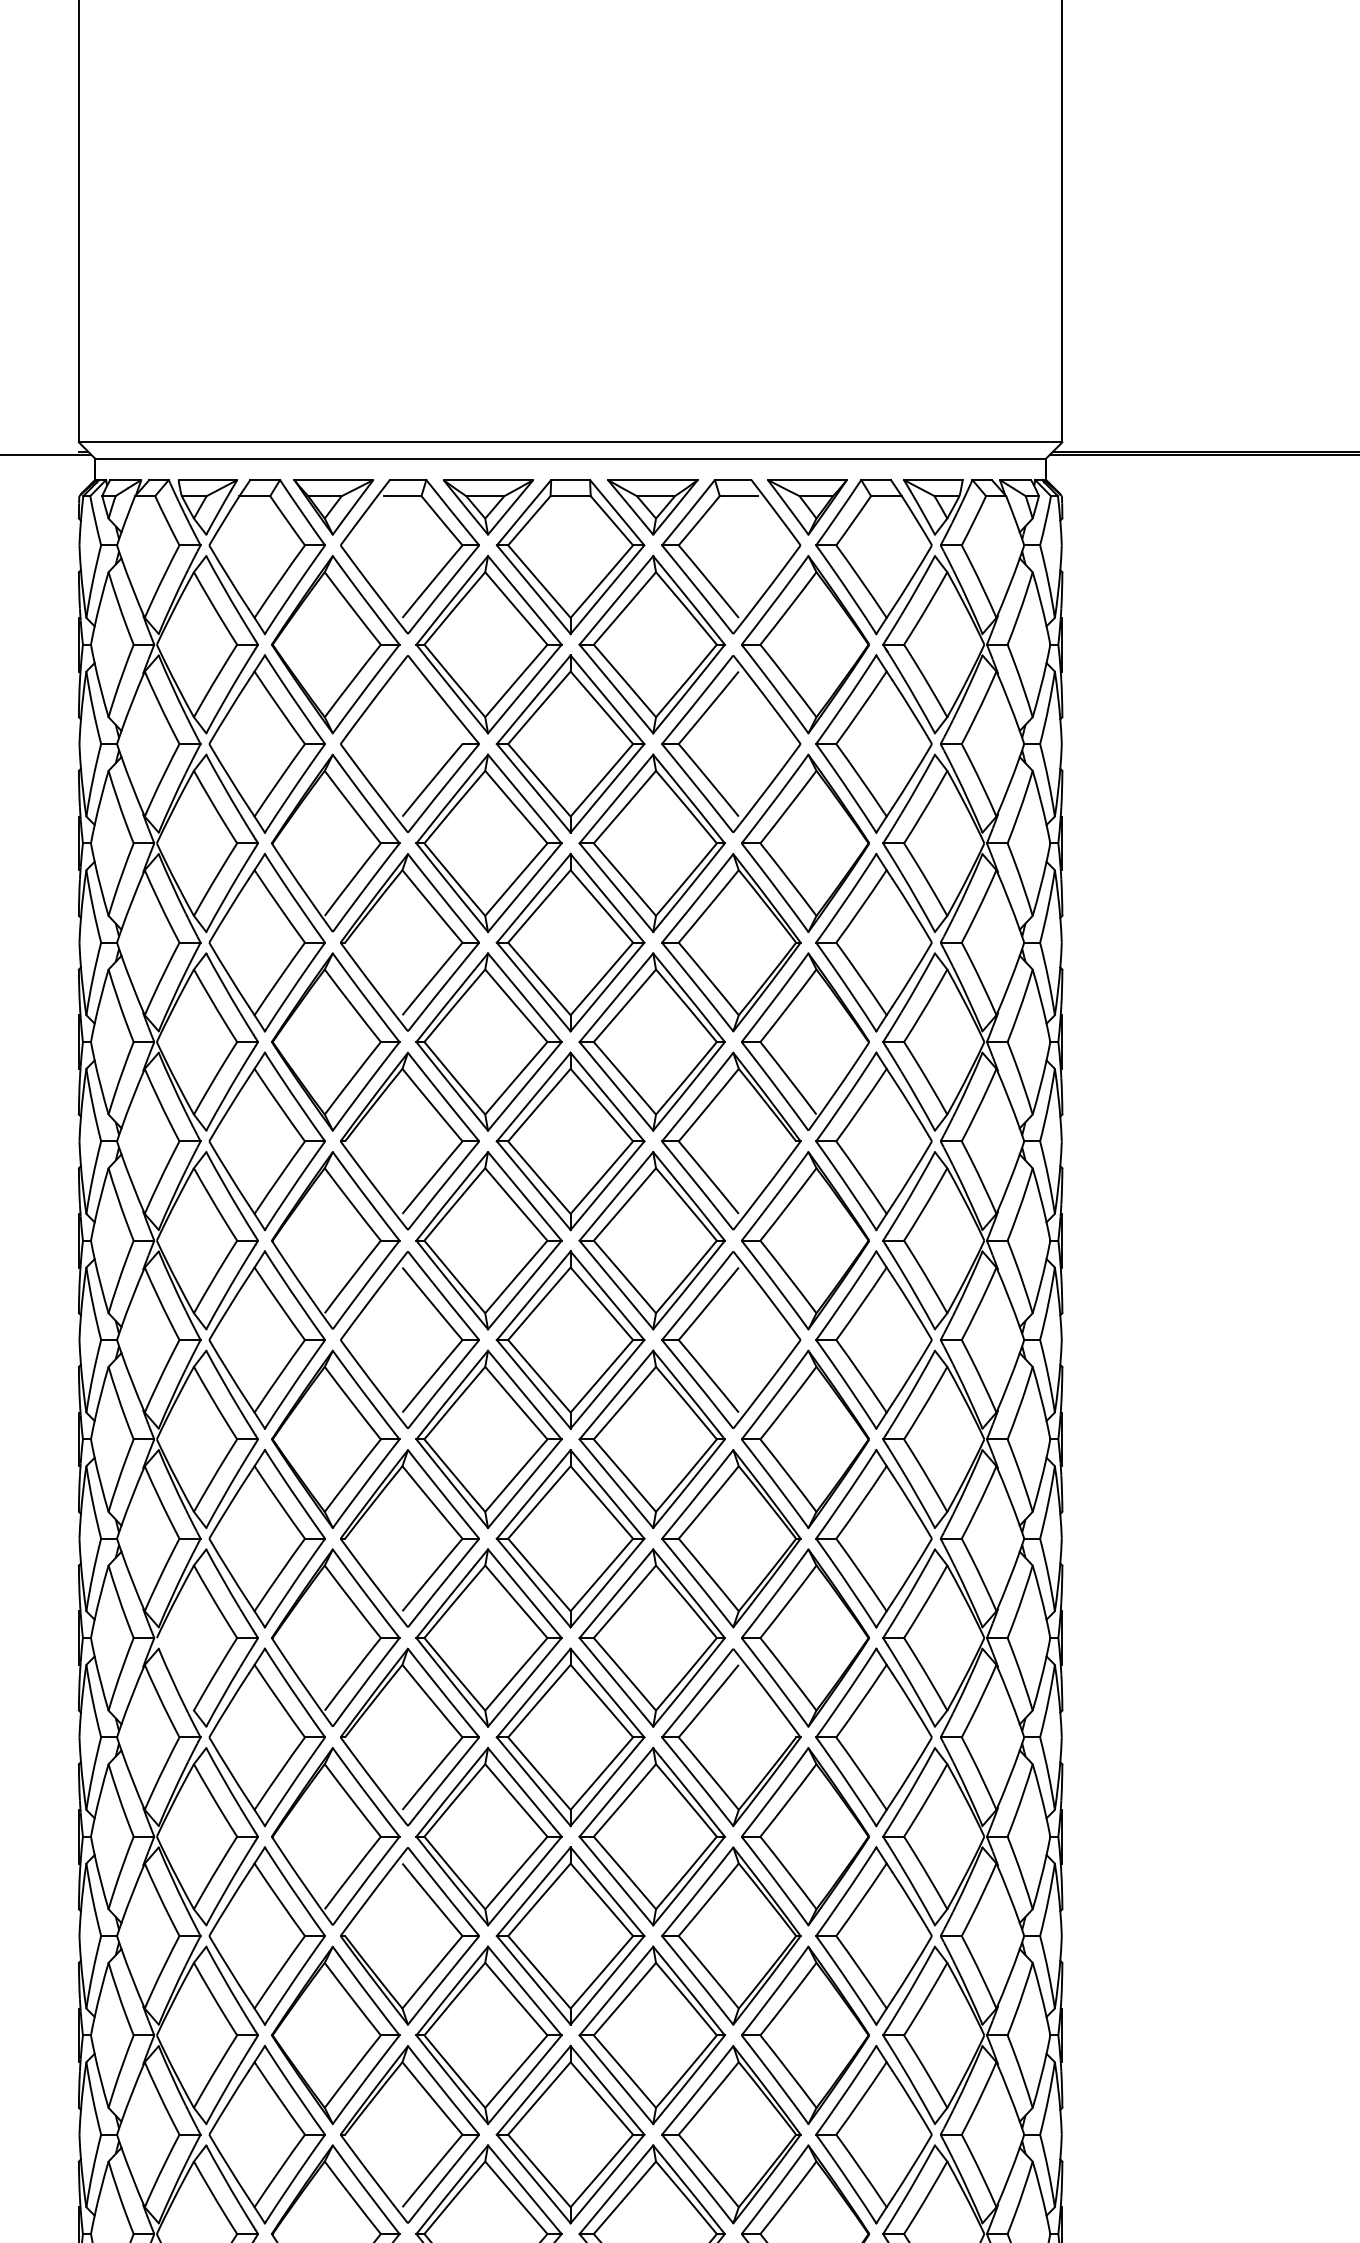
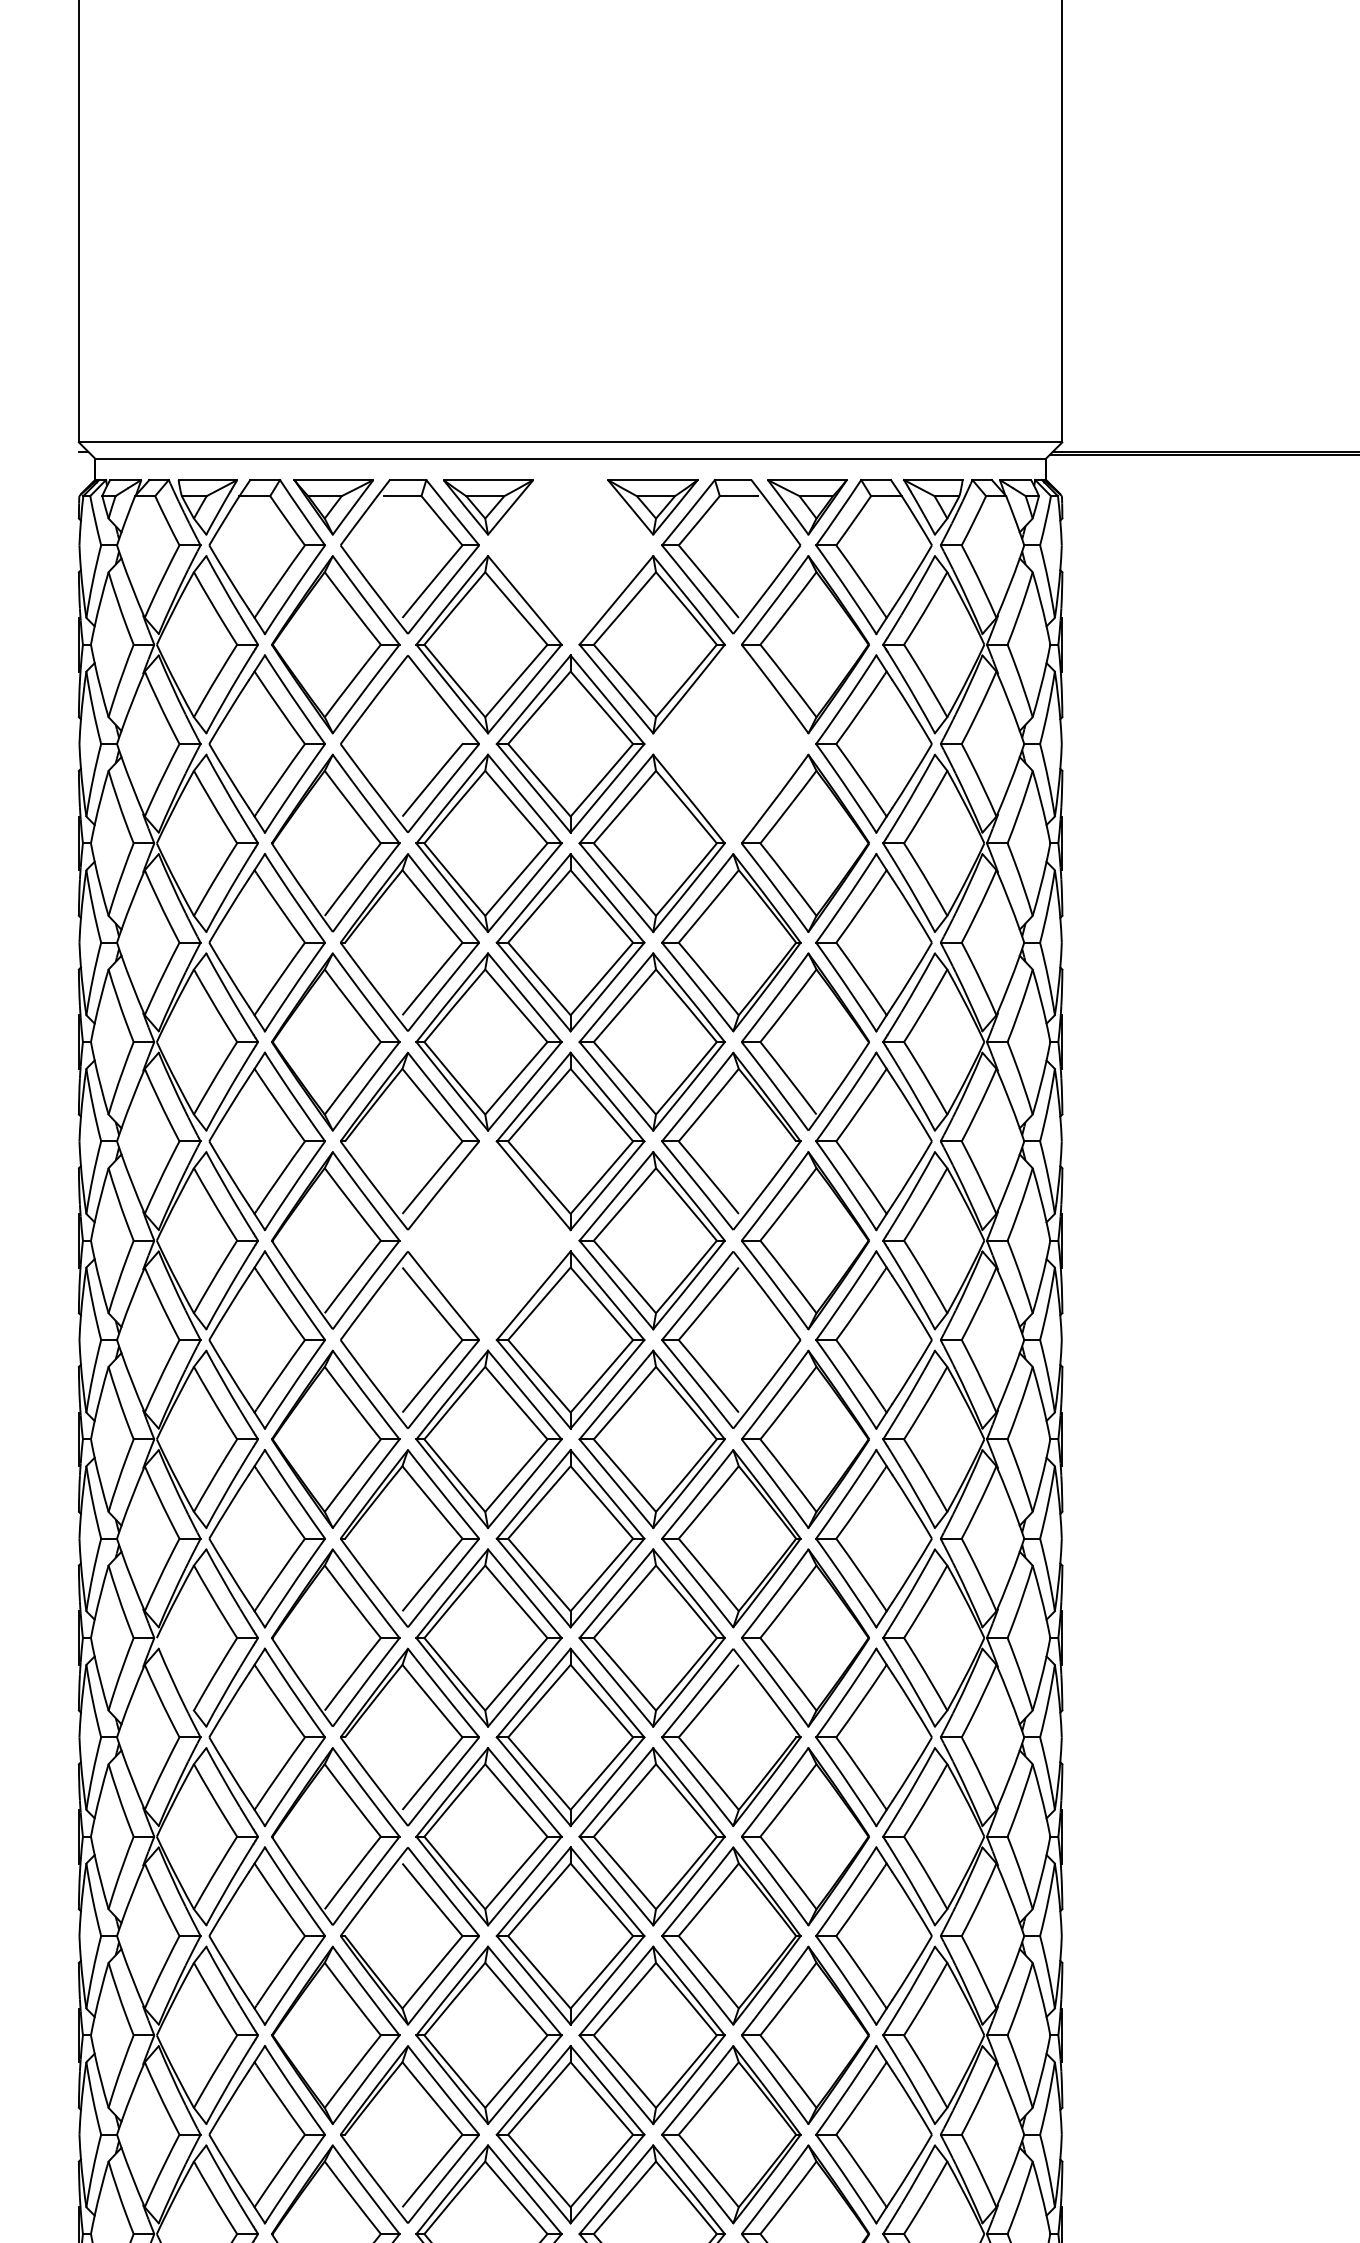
line: present -> none (46, 454)
part: present -> none (570, 557)
part: present -> none (731, 743)
part: present -> none (488, 1240)
